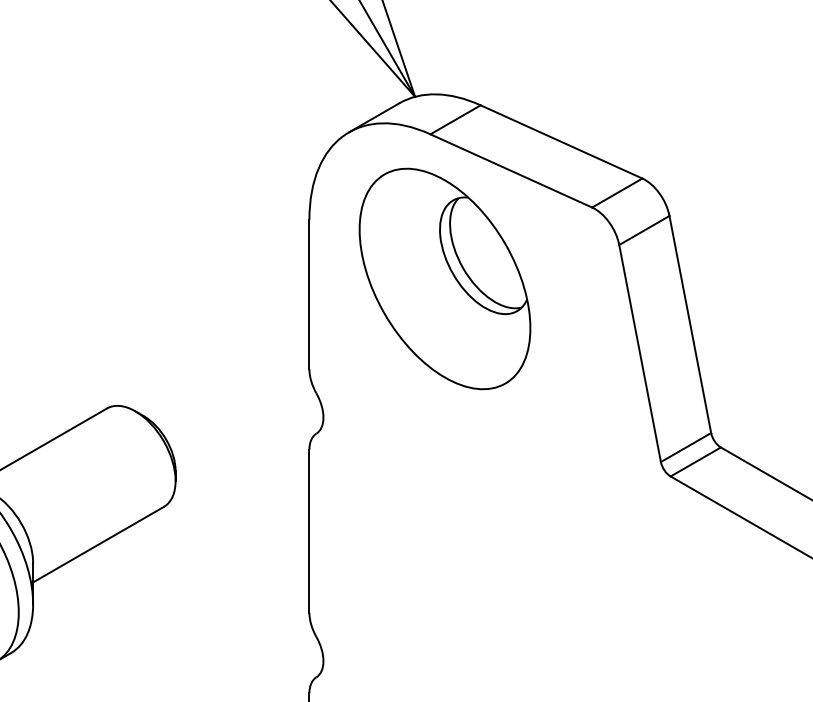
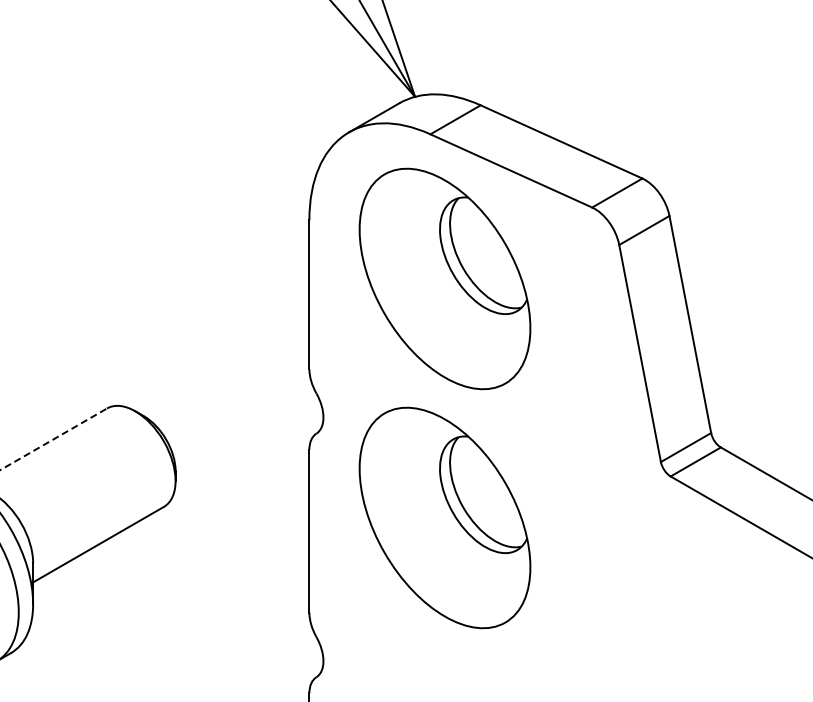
line: solid -> dashed (54, 439)
part: none -> present (444, 517)
